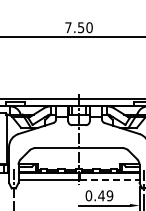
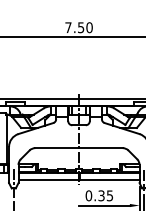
line: dashed -> solid (109, 179)
text: 0.49 -> 0.35 (105, 195)
